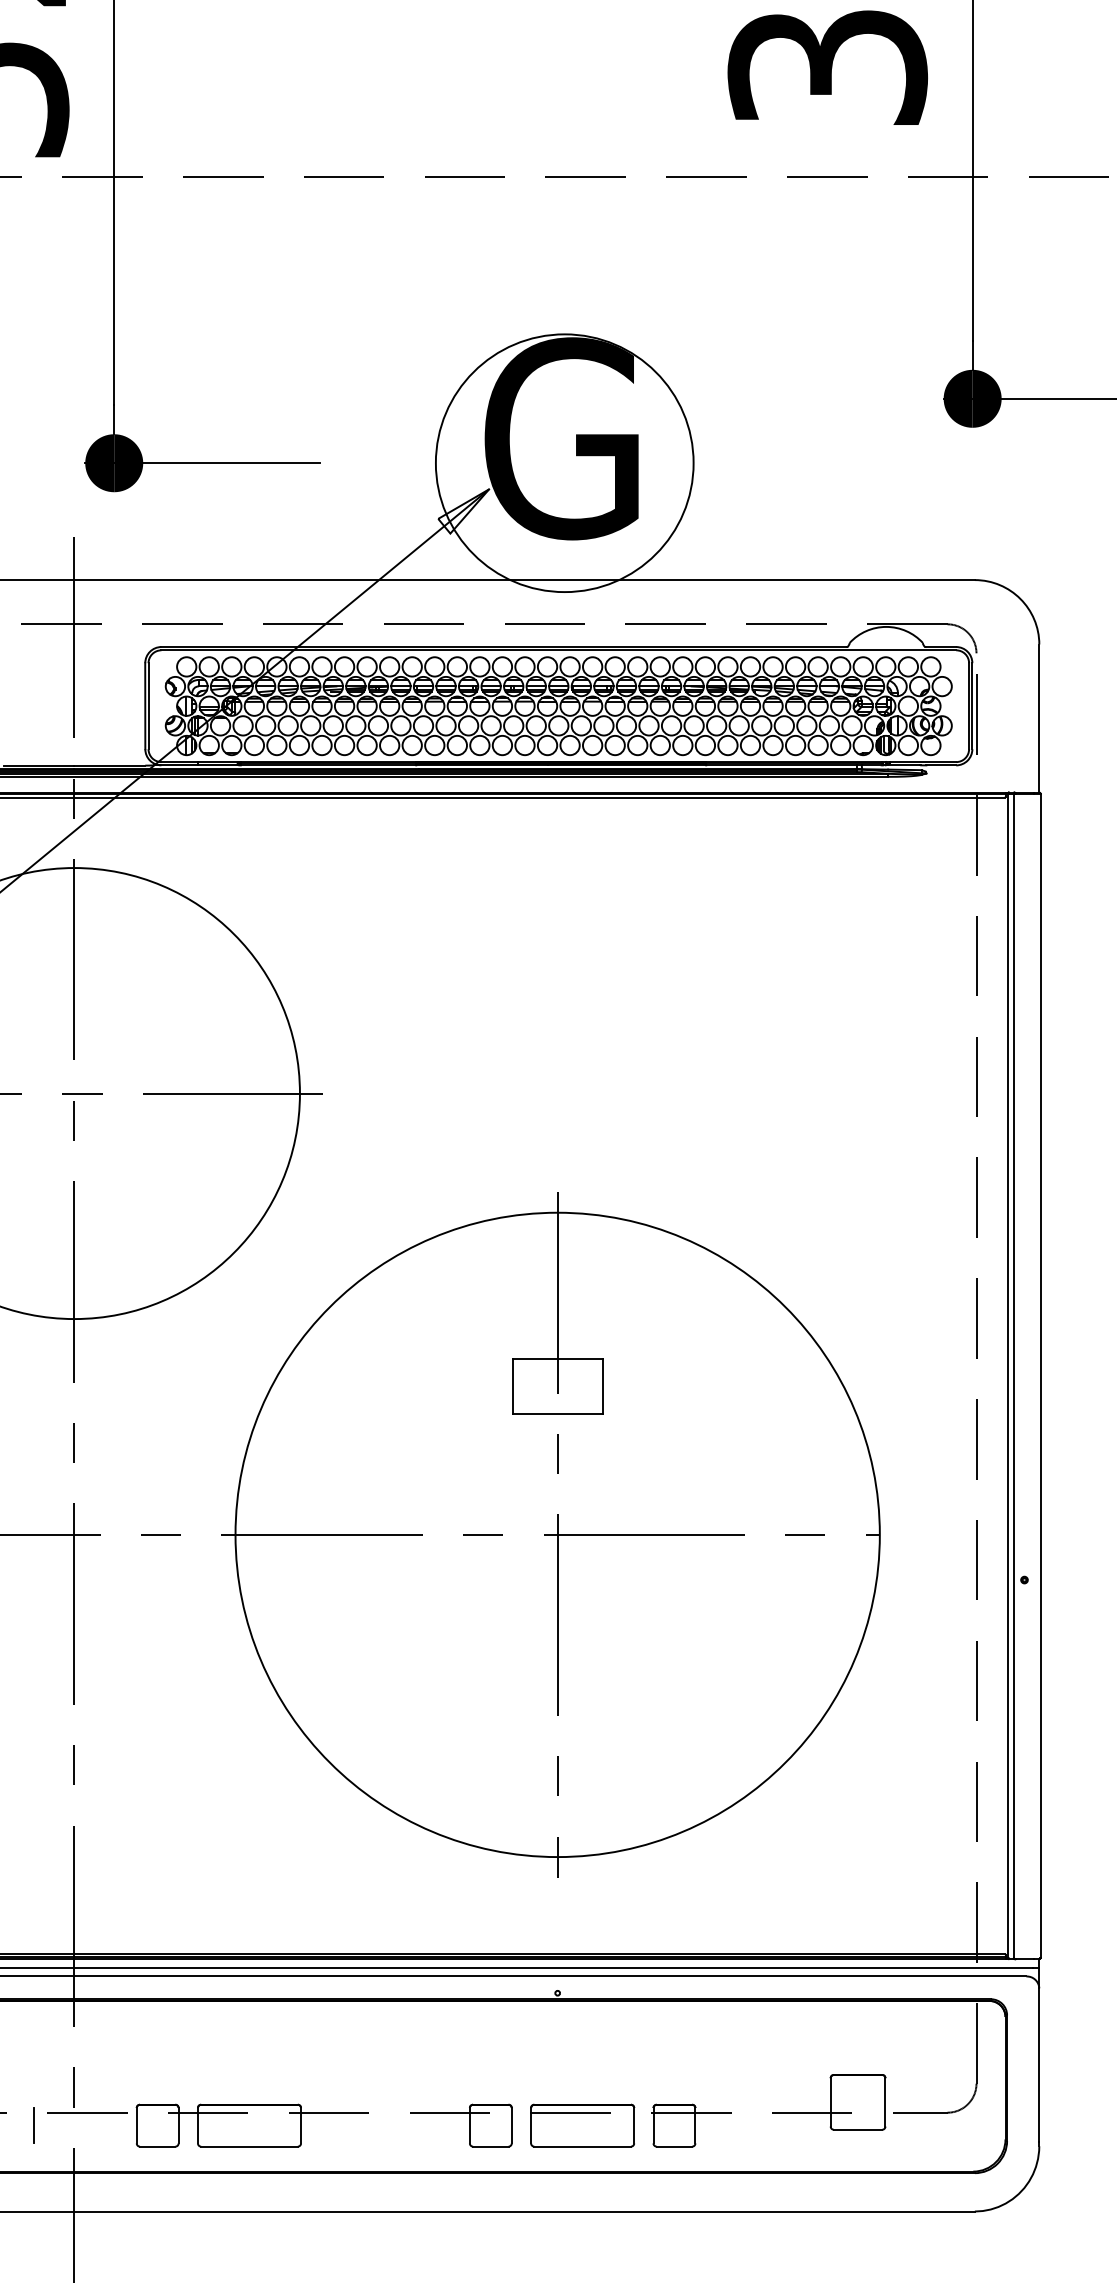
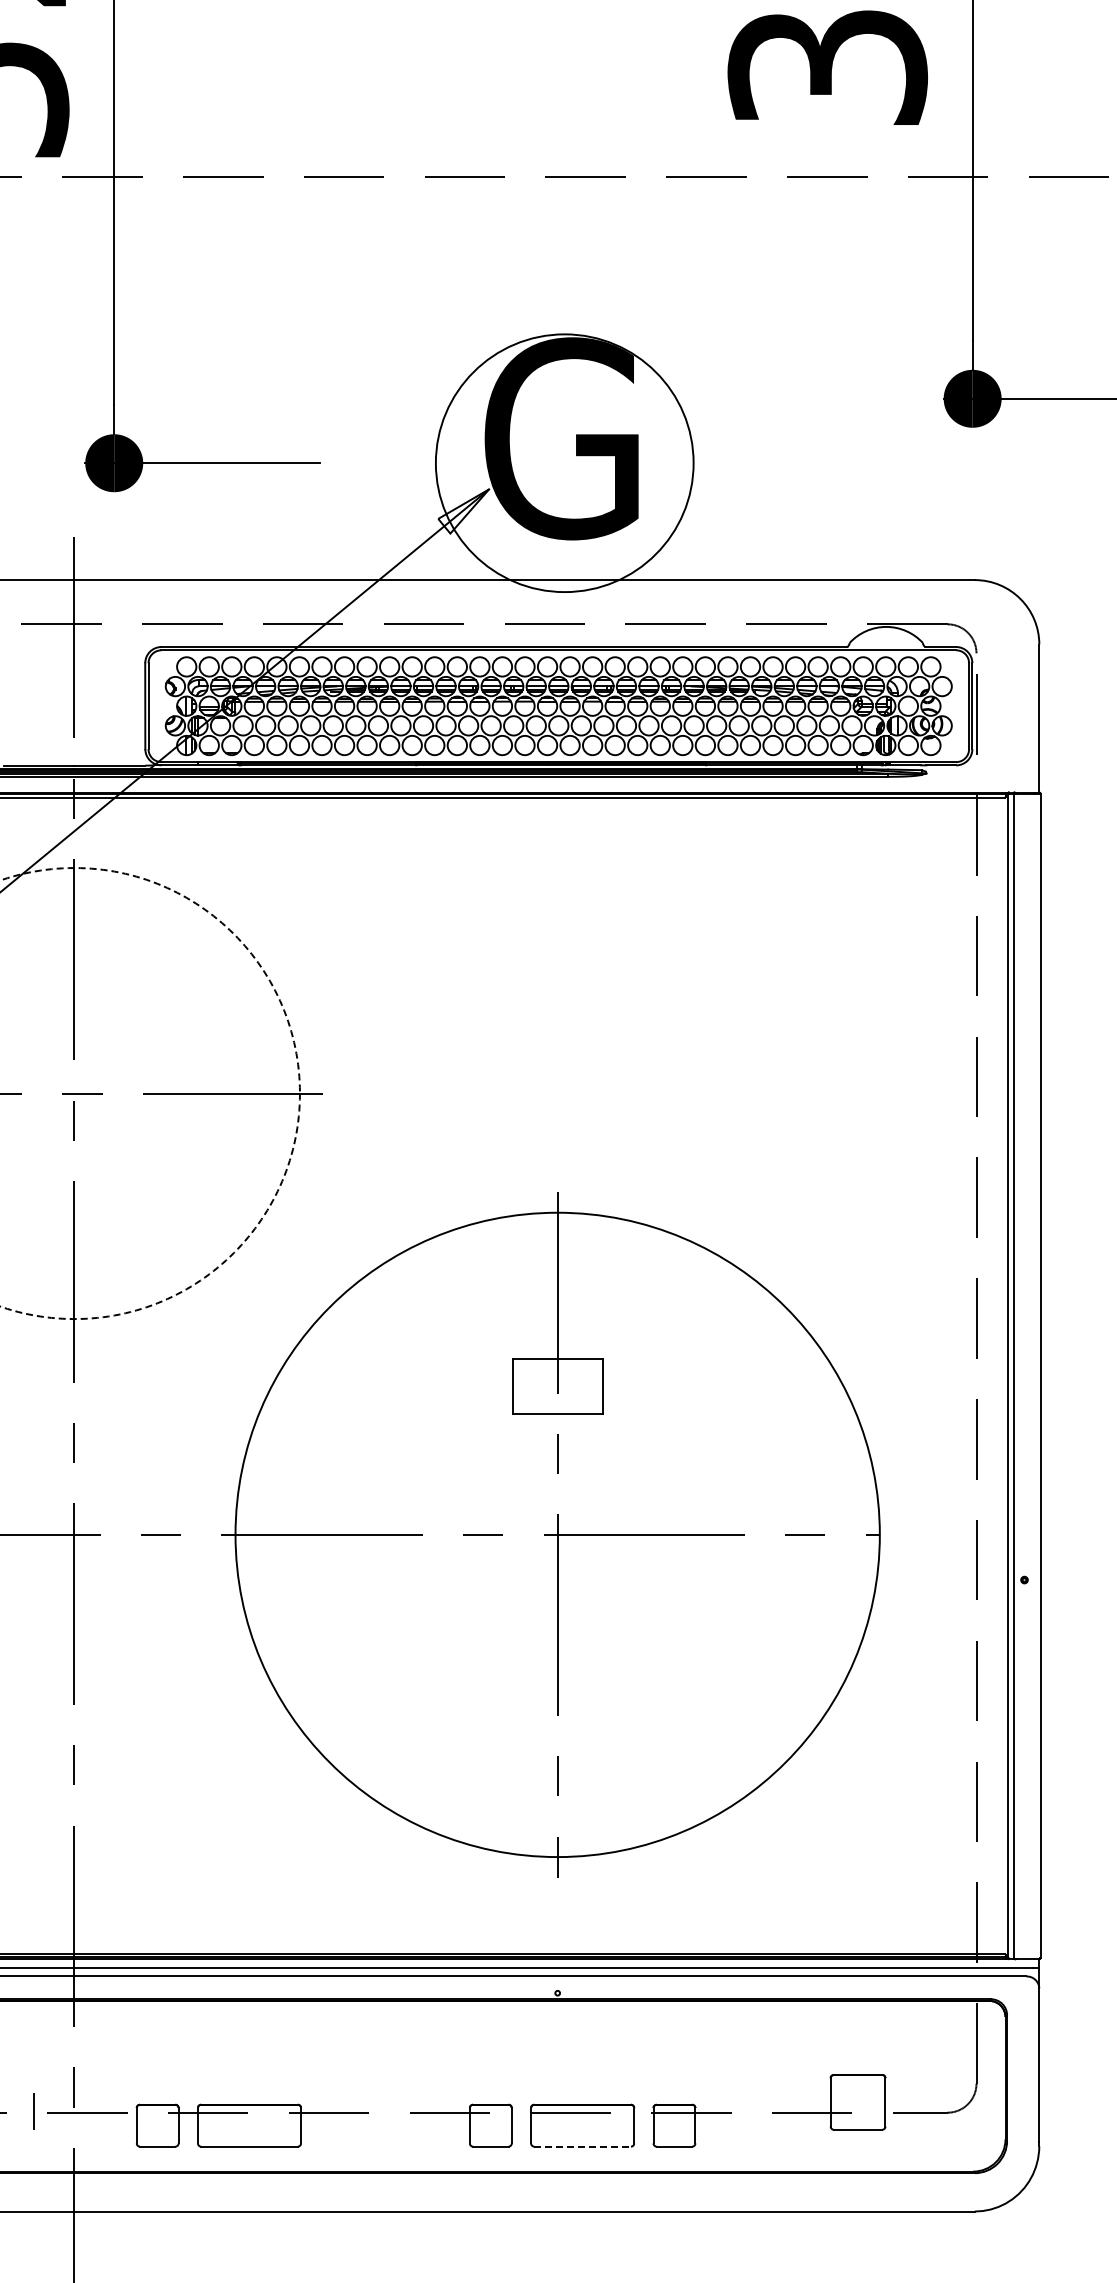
circle: solid -> dashed (149, 1093)
line position: (33, 2125) -> (33, 2111) (33, 2111)
line: solid -> dashed (583, 2146)
